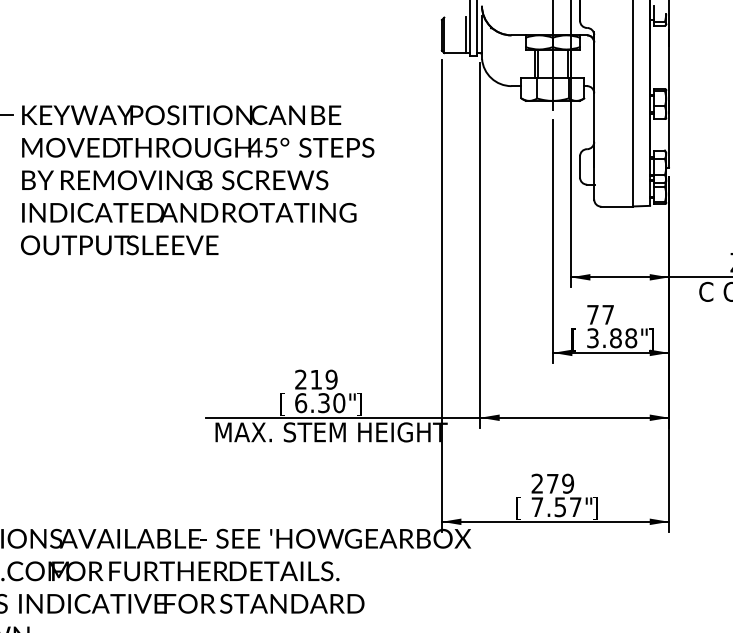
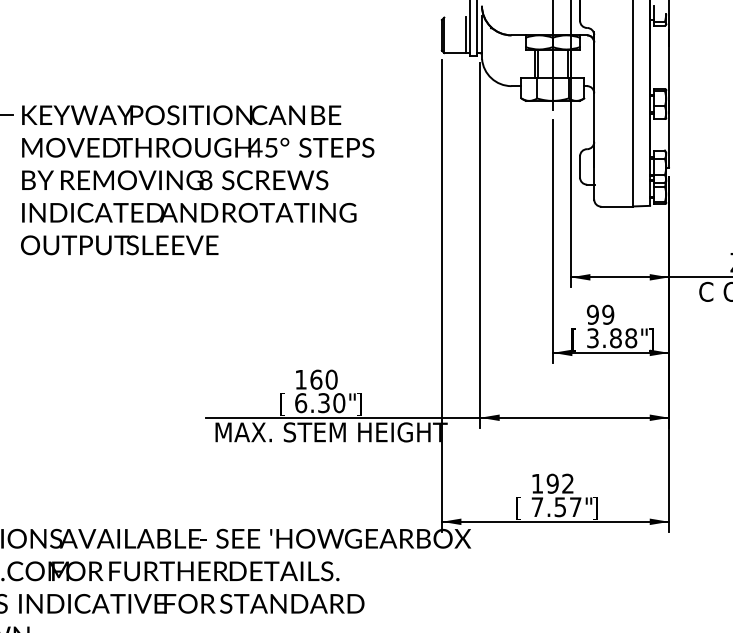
text: 77 -> 99 (600, 314)
text: 219 -> 160 (316, 379)
text: 279 -> 192 (552, 483)
